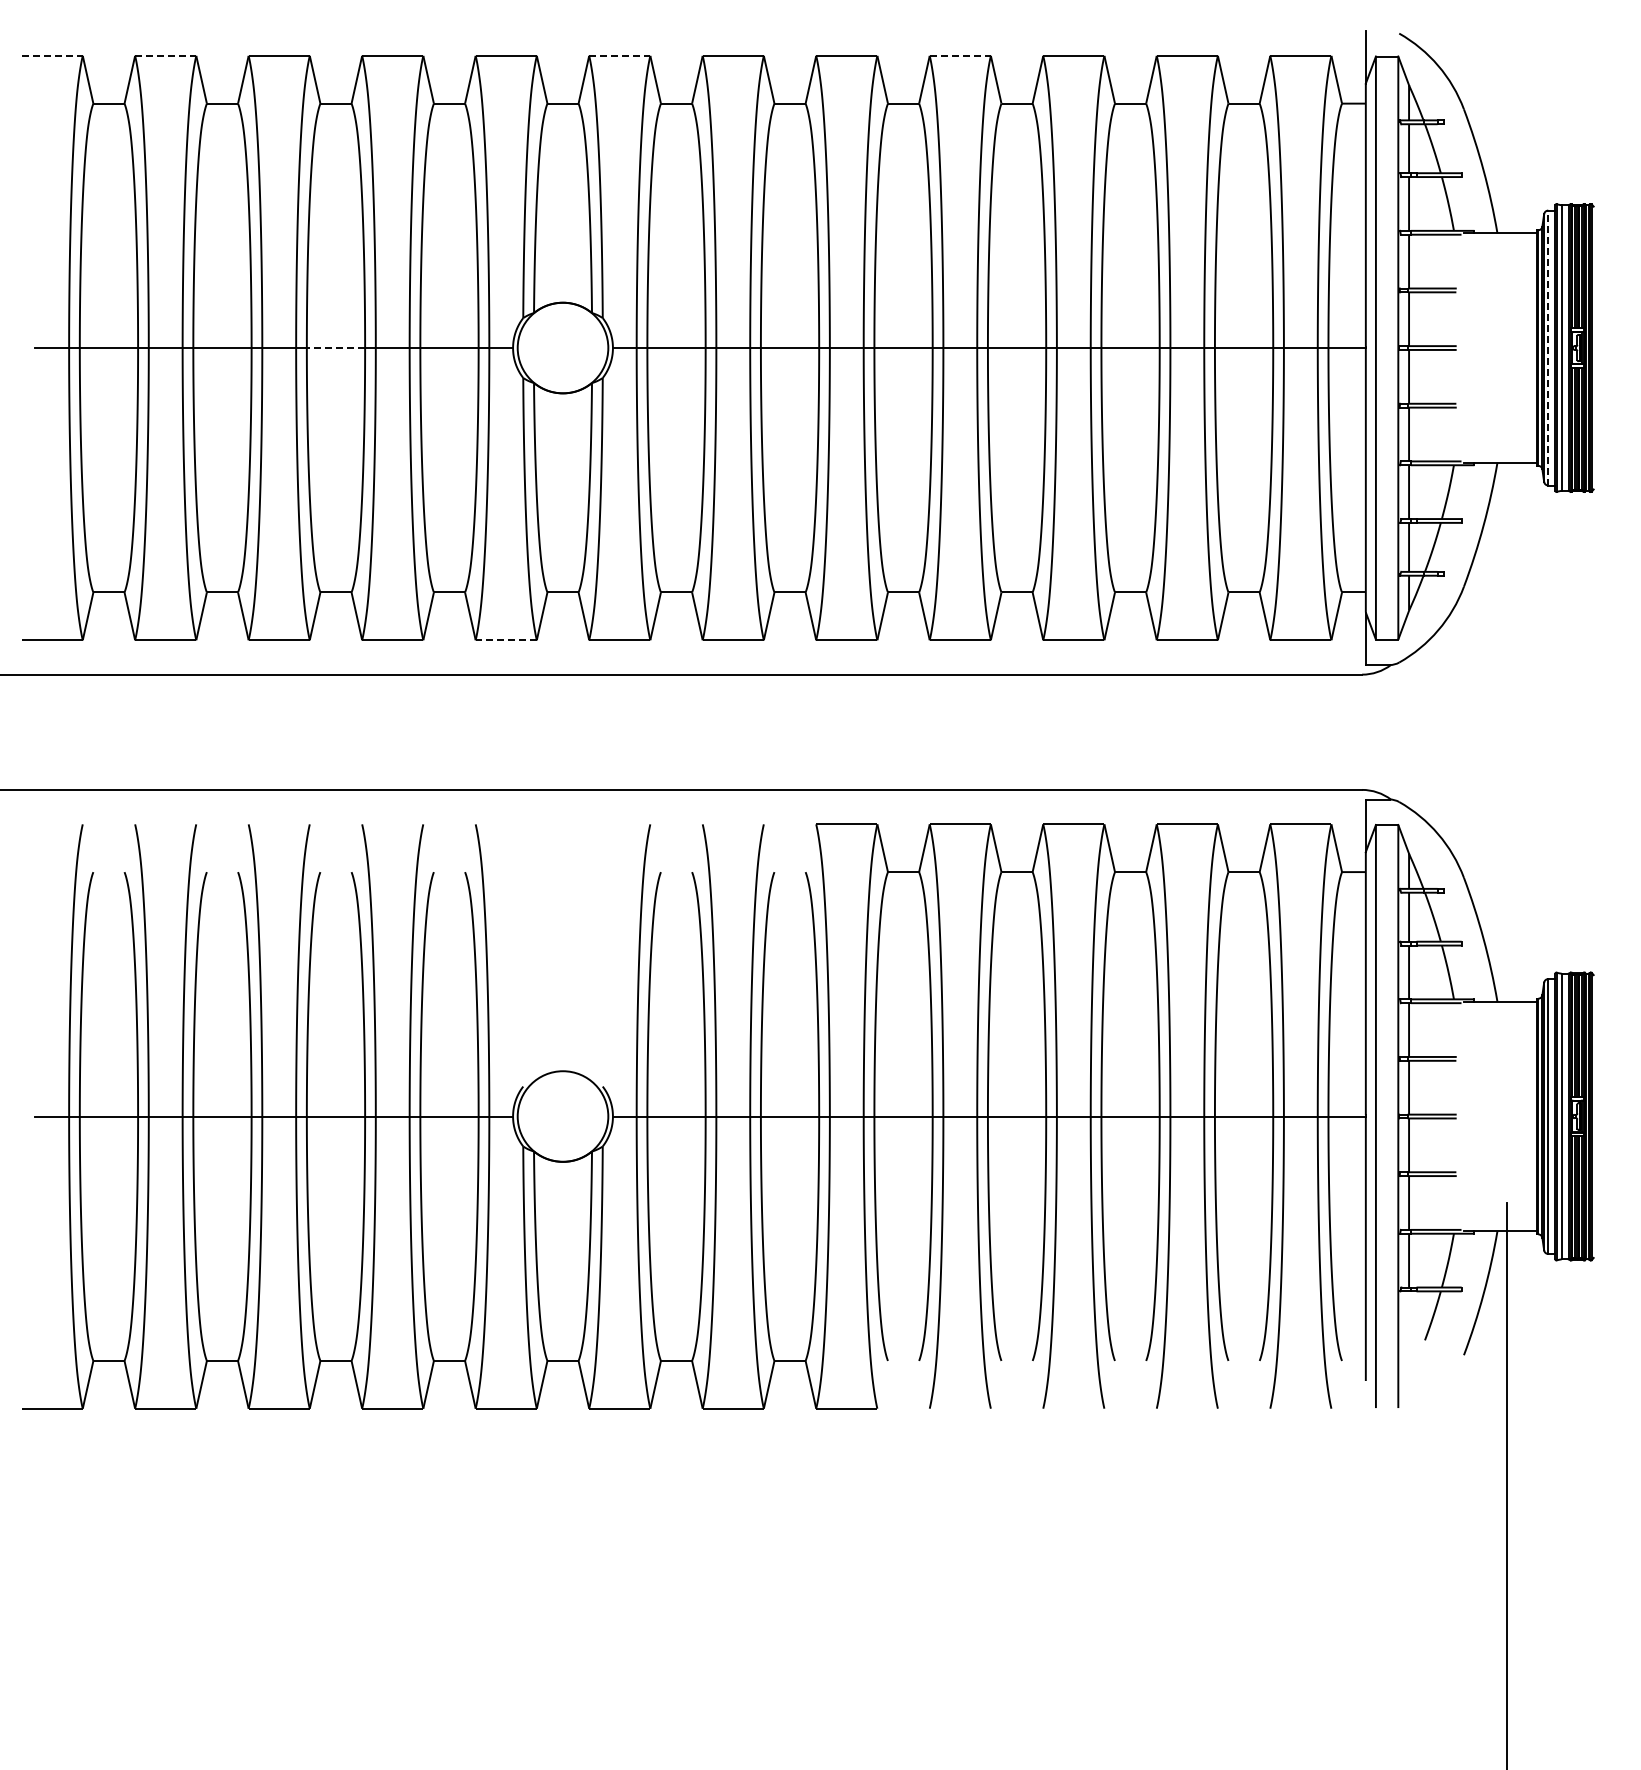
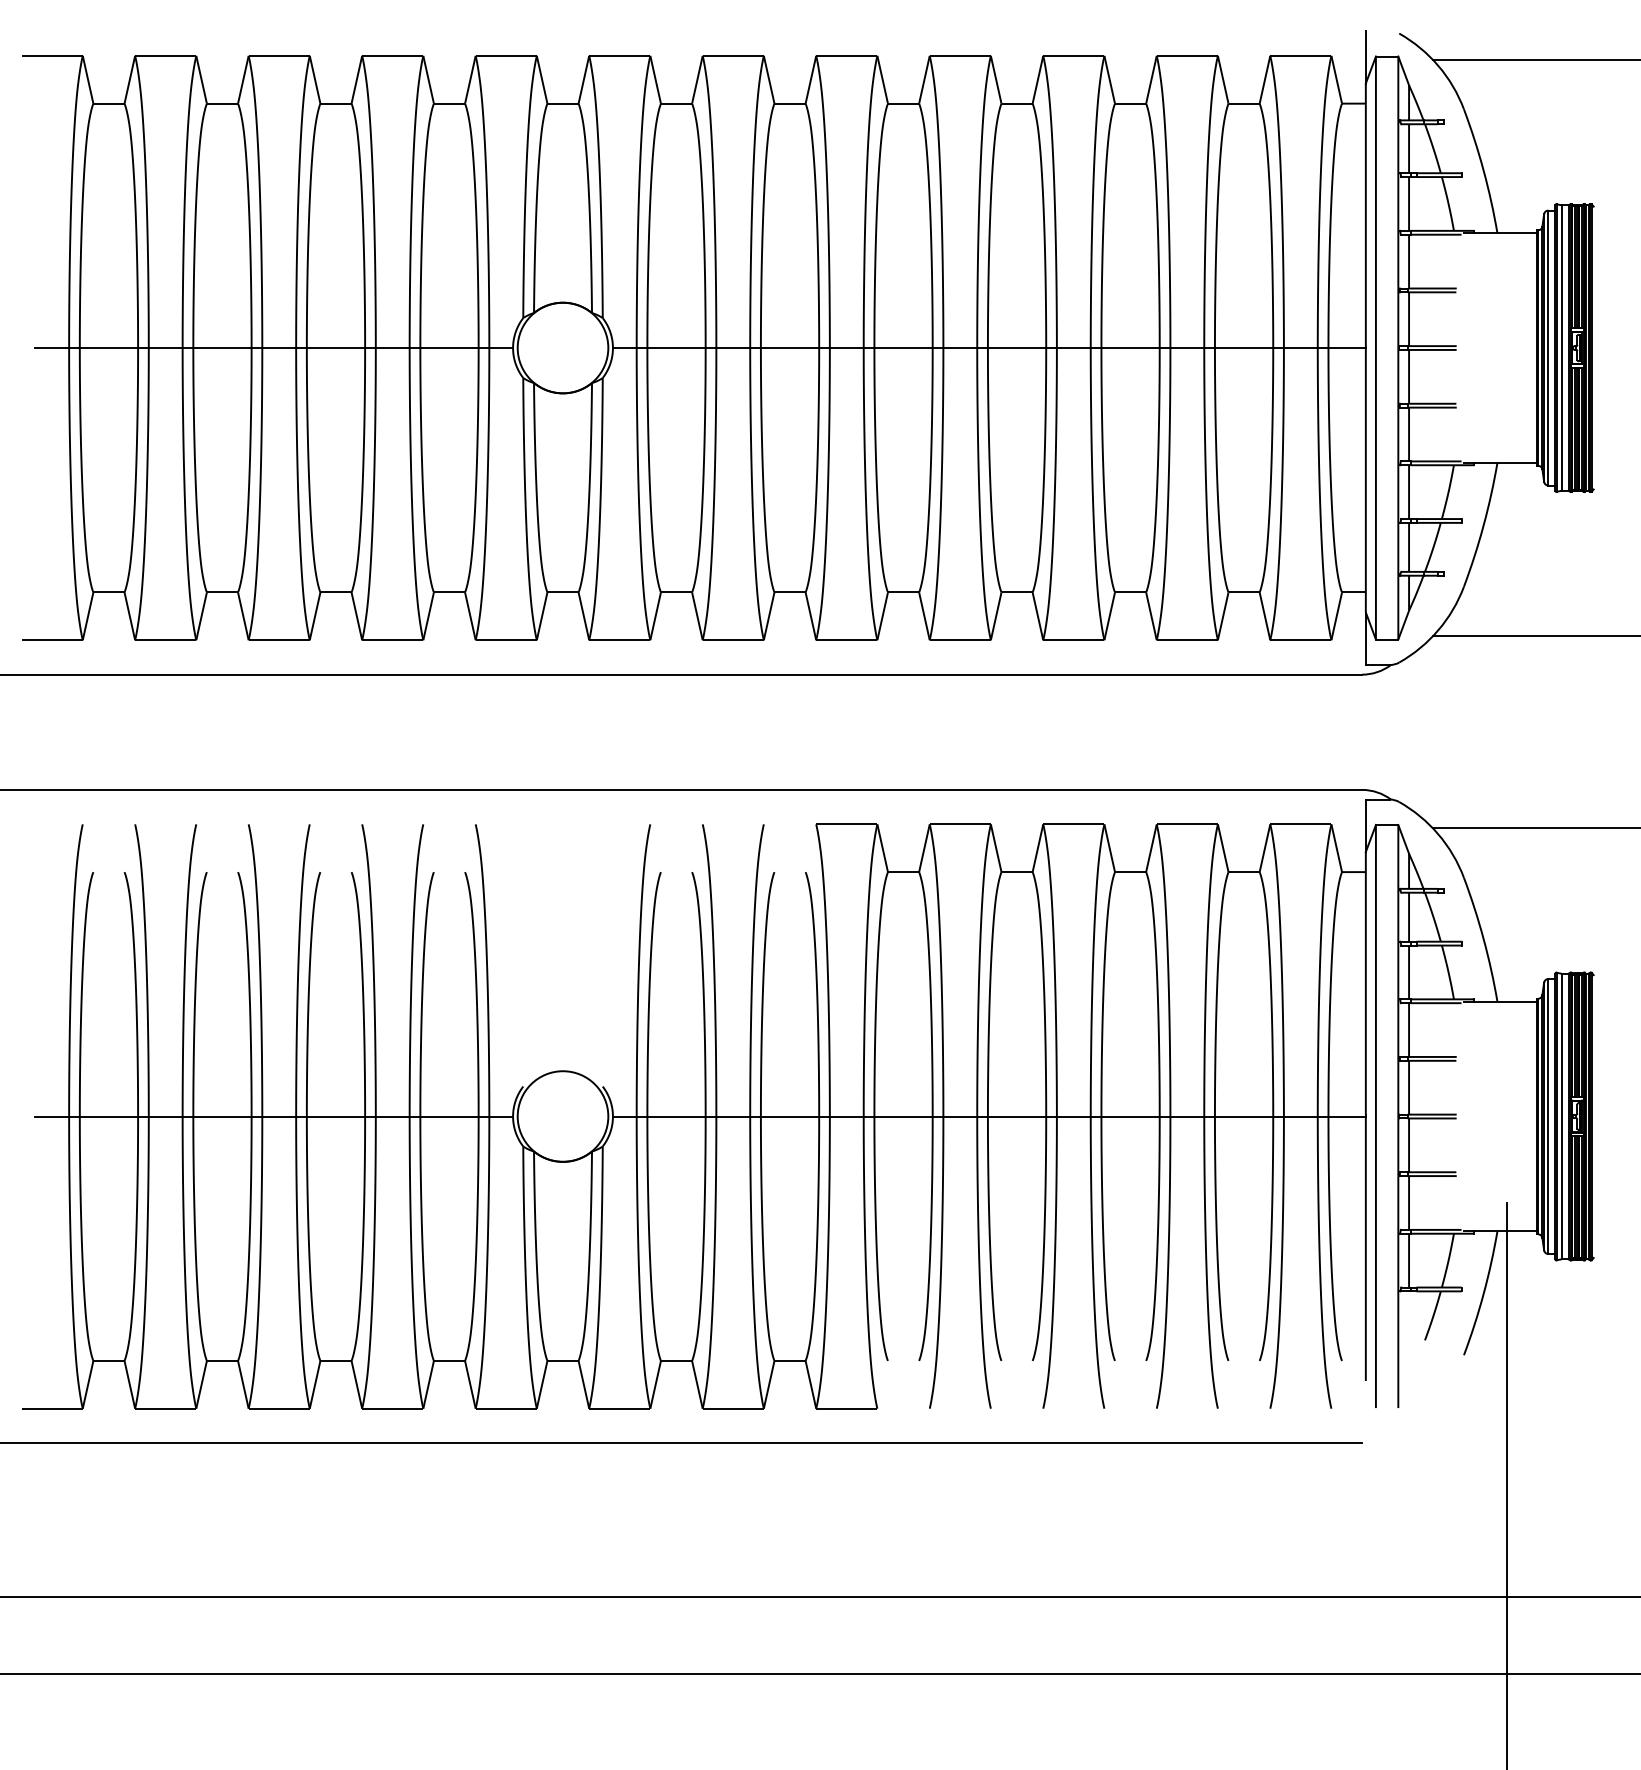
line: dashed -> solid (52, 55)
line: dashed -> solid (165, 55)
line: dashed -> solid (619, 55)
line: dashed -> solid (960, 55)
line: none -> present (1534, 59)
line: dashed -> solid (1548, 347)
line: dashed -> solid (335, 348)
line: none -> present (1534, 636)
line: dashed -> solid (506, 640)
line: none -> present (1534, 828)
line: none -> present (682, 1443)
line: none -> present (819, 1596)
line: none -> present (819, 1673)
